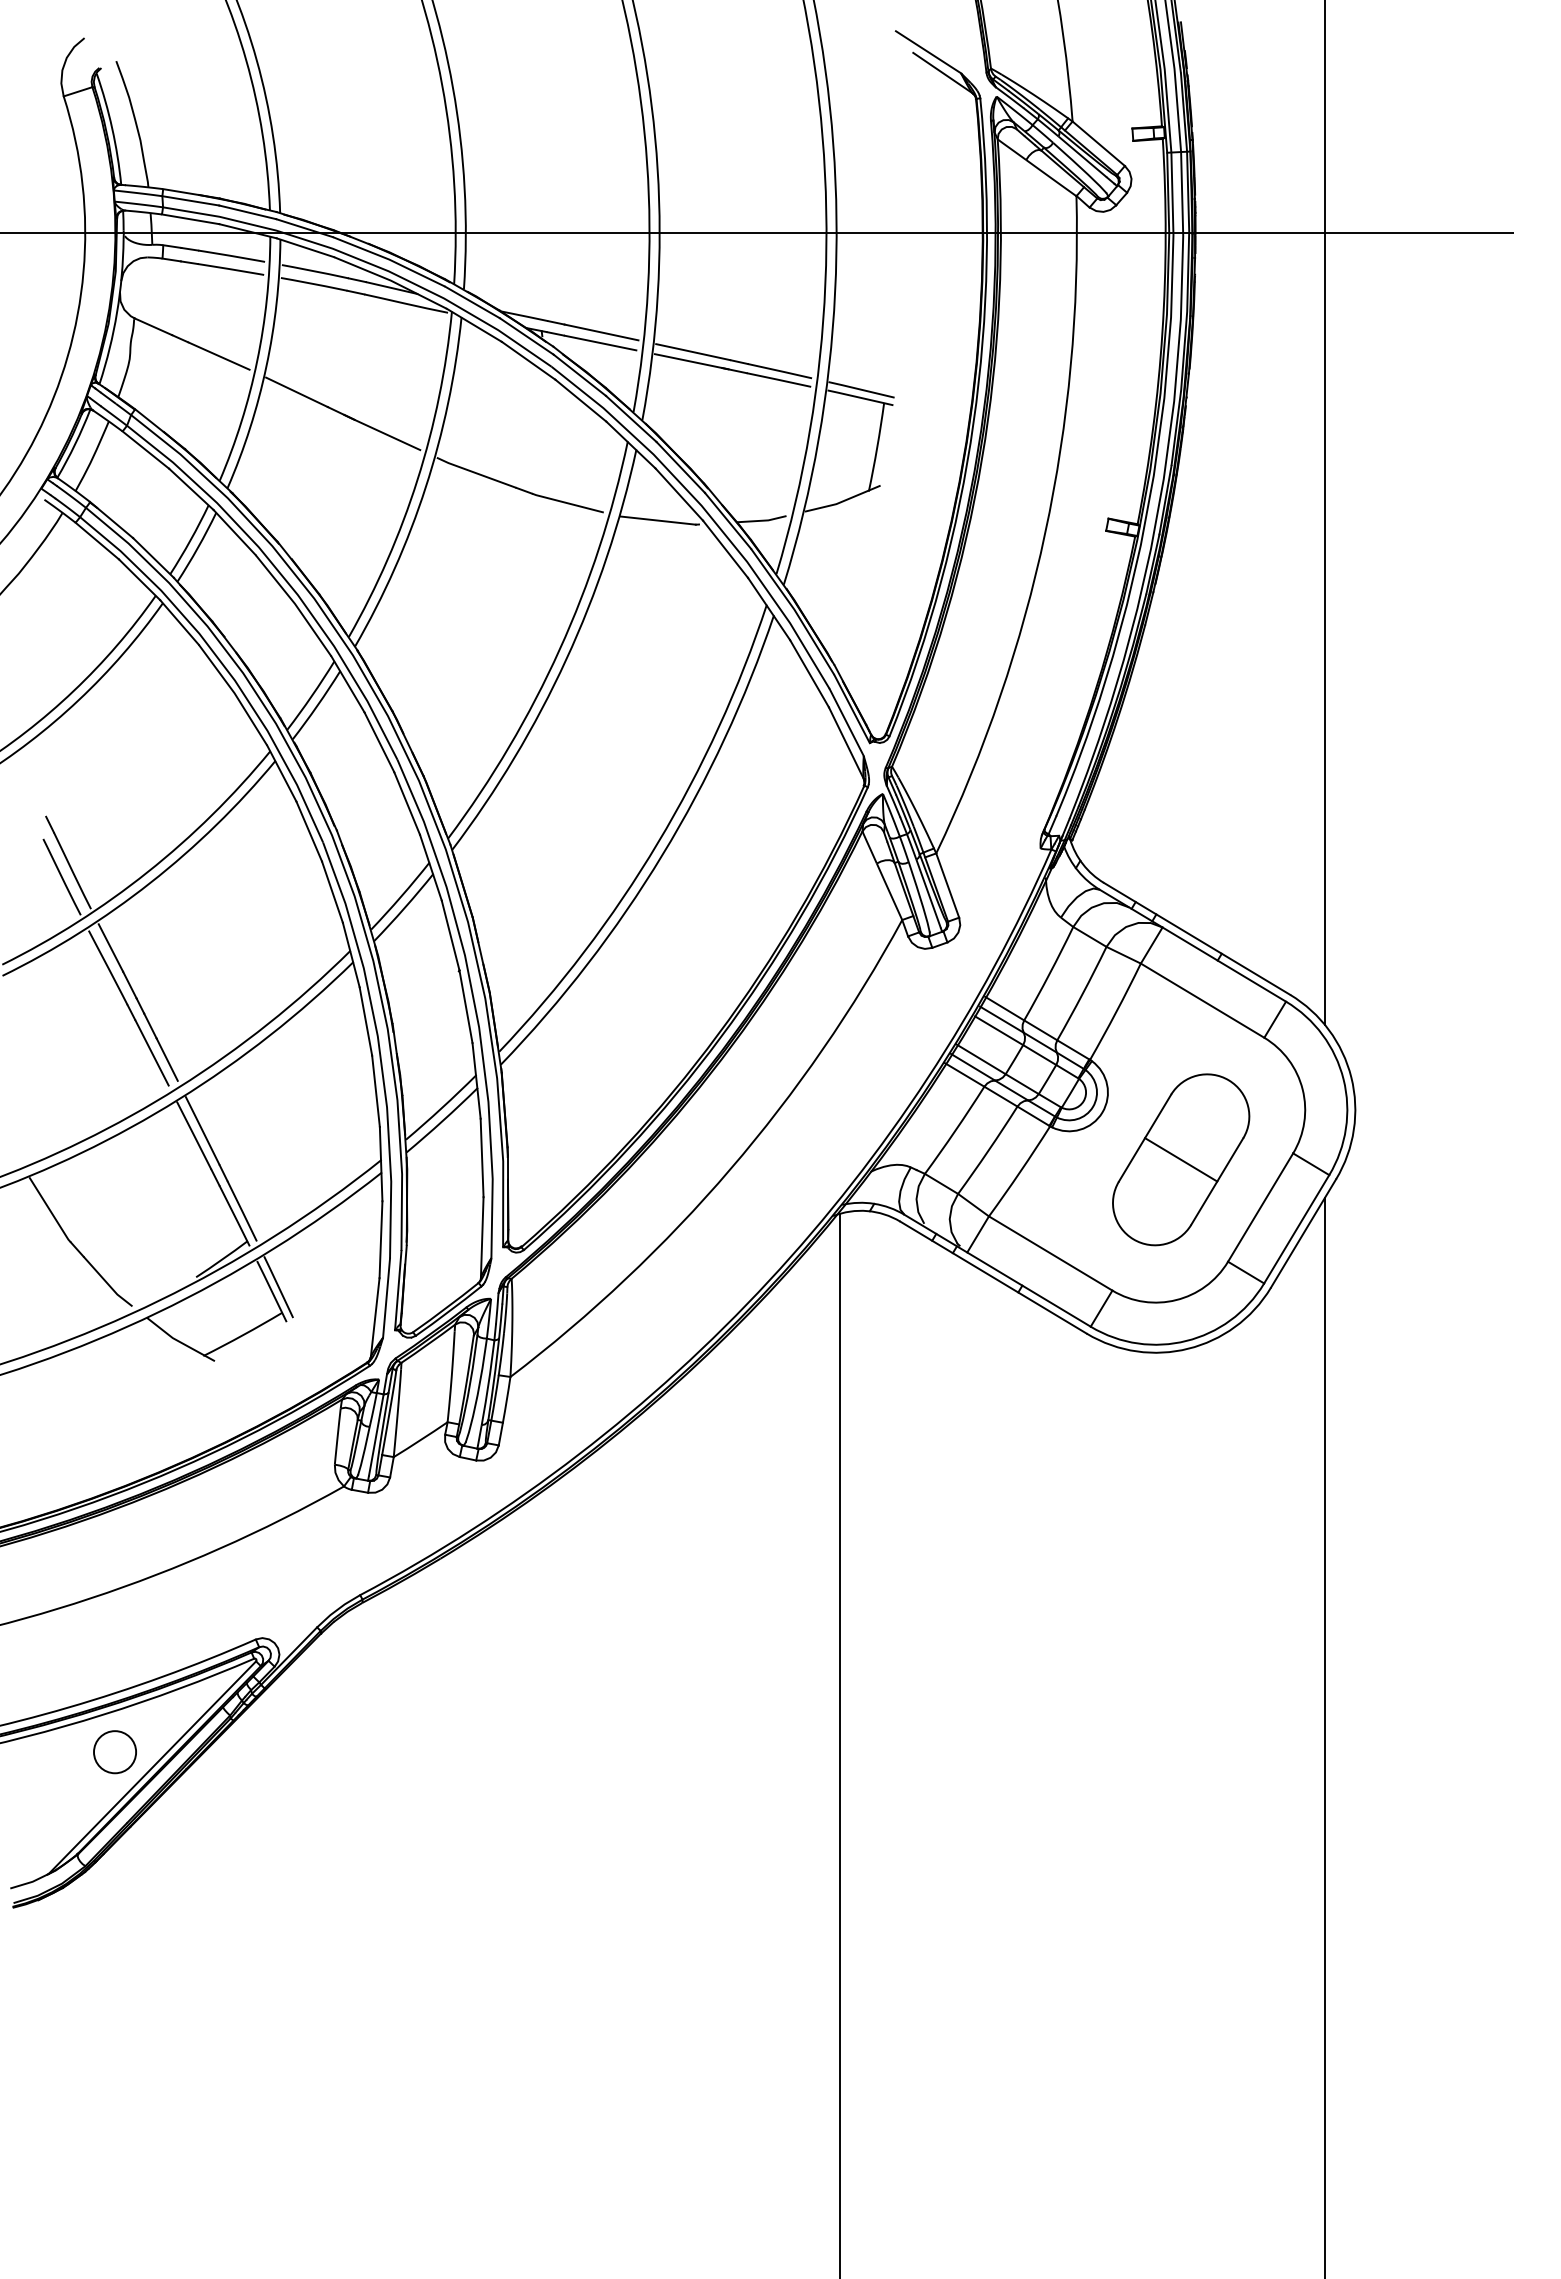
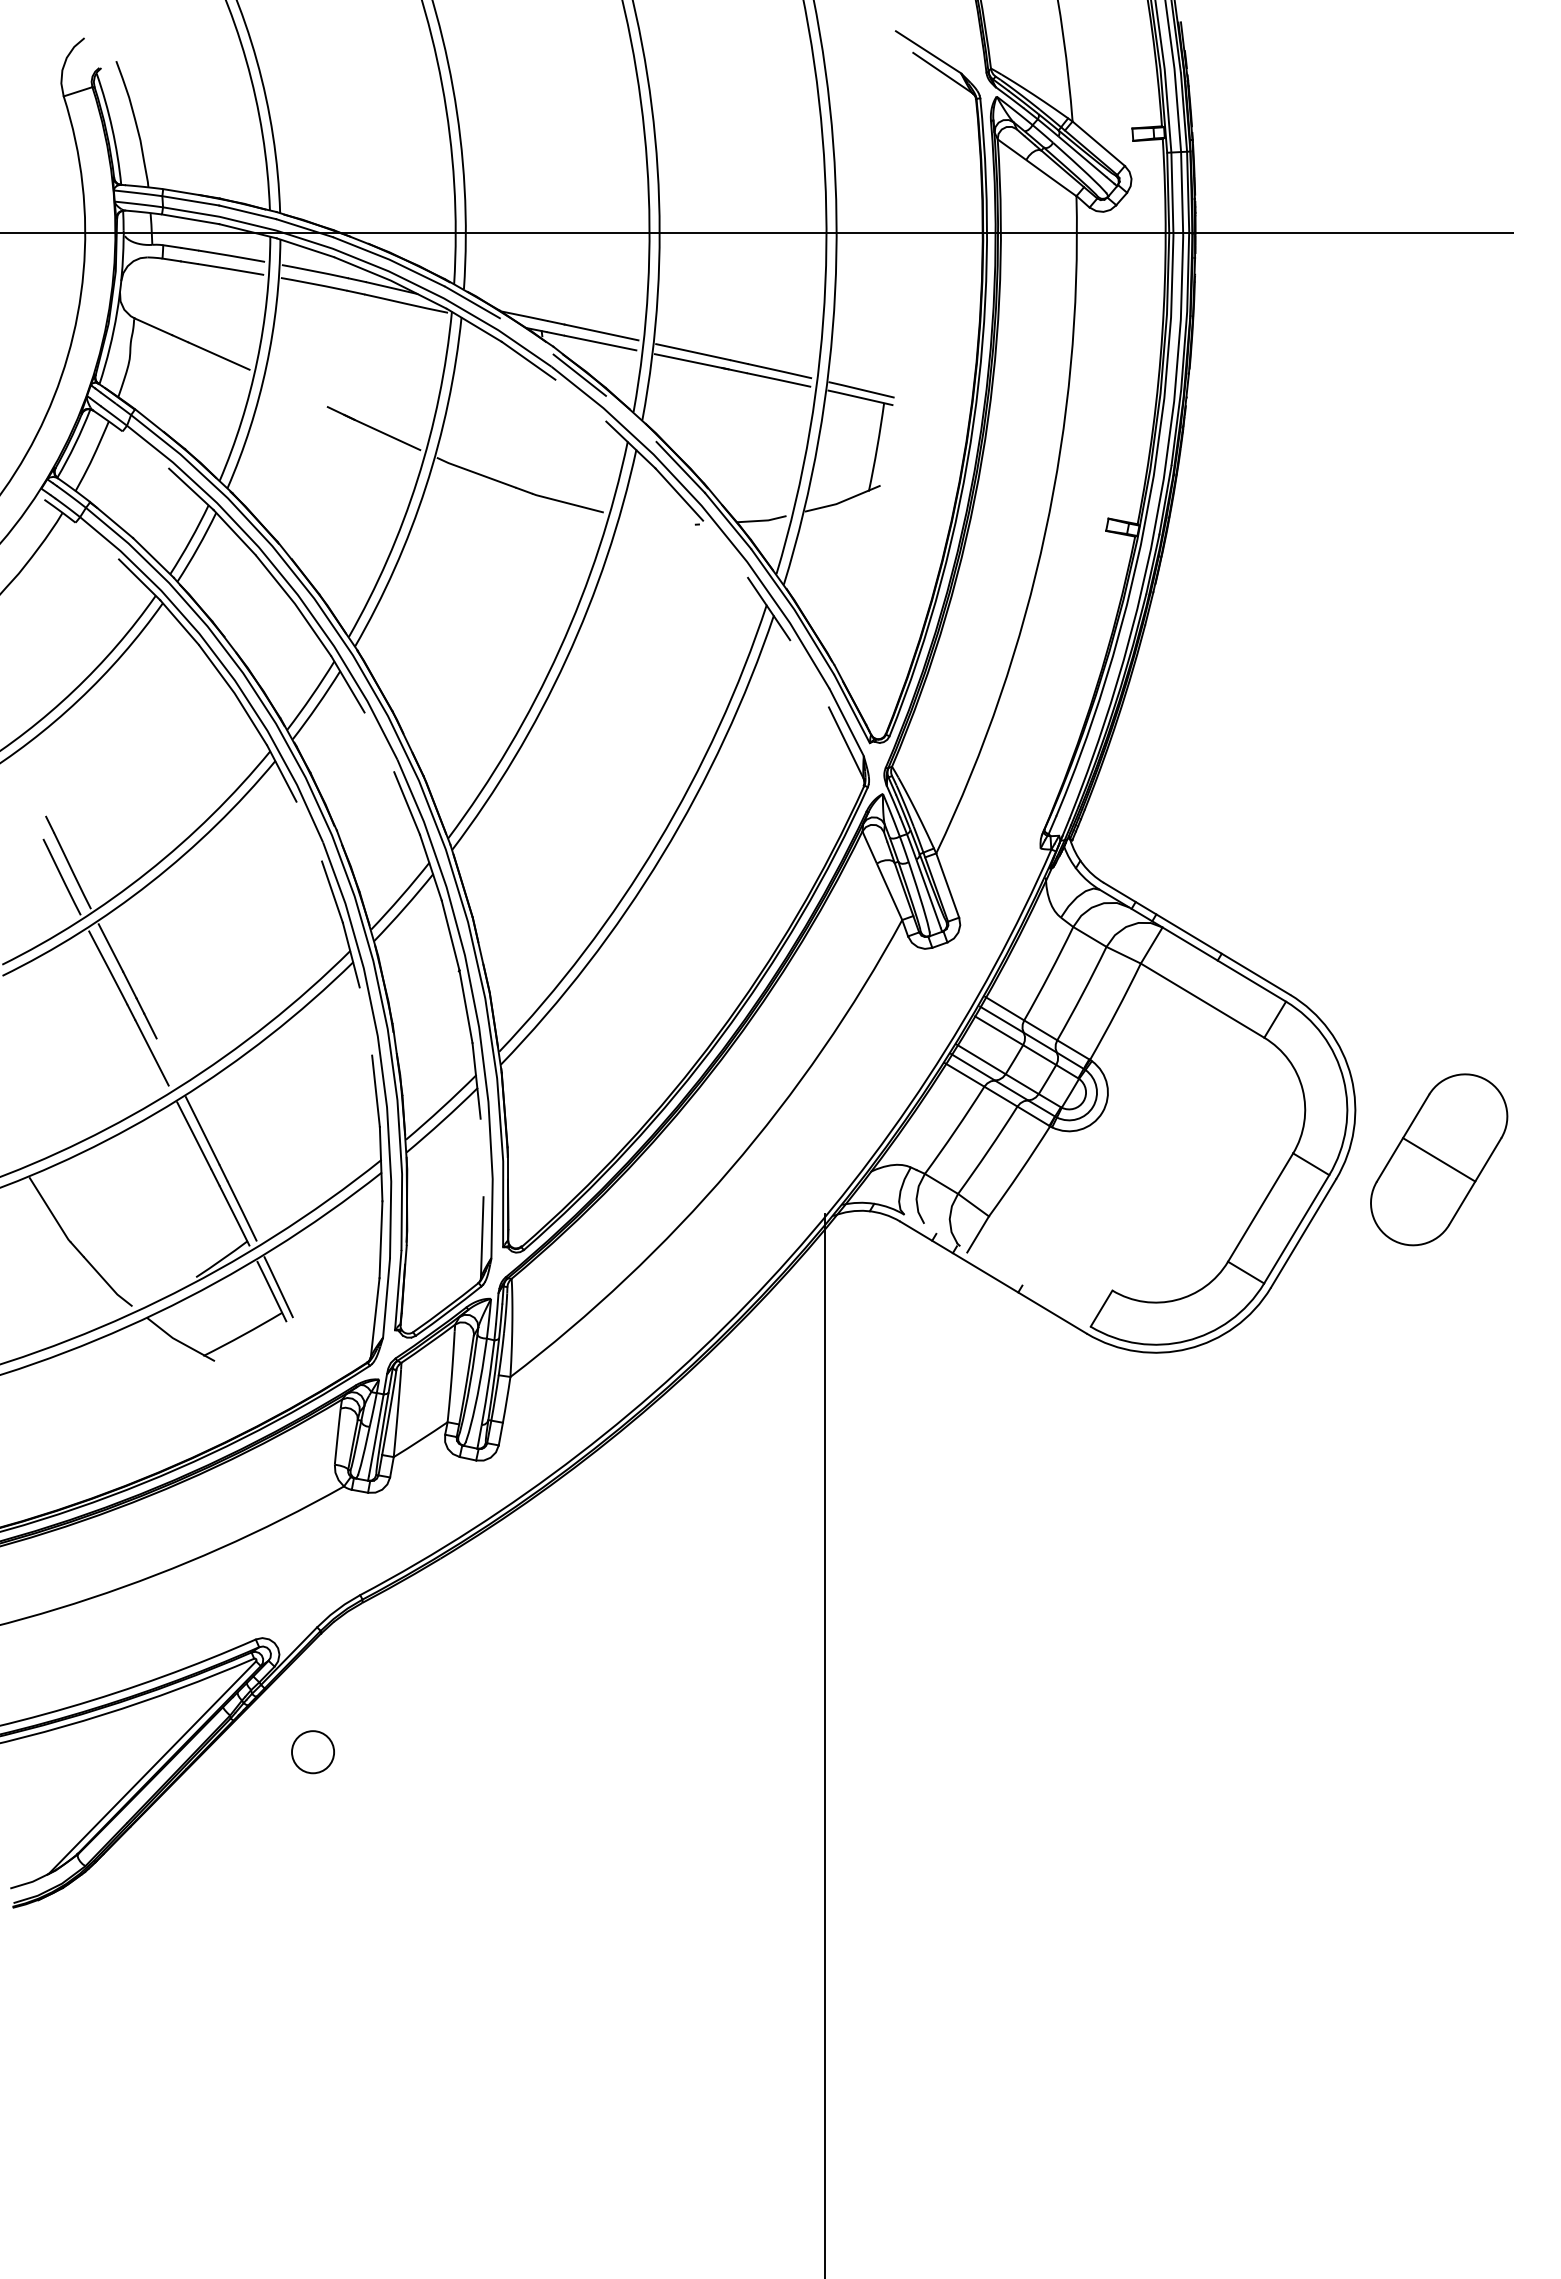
line: present -> none (526, 336)
line: present -> none (296, 392)
line: present -> none (580, 400)
line: present -> none (630, 418)
line: present -> none (145, 449)
line: present -> none (1324, 513)
line: present -> none (657, 520)
line: present -> none (97, 540)
line: present -> none (725, 548)
line: present -> none (809, 673)
line: present -> none (379, 742)
line: present -> none (309, 831)
line: present -> none (365, 1021)
line: present -> none (166, 1059)
line: present -> none (481, 1157)
part position: (1181, 1159) -> (1439, 1159) (1439, 1159)
line: present -> none (1050, 1253)
line: present -> none (997, 1270)
line: present -> none (1324, 1736)
line position: (840, 1744) -> (825, 1744) (825, 1744)
circle position: (114, 1752) -> (312, 1752) (312, 1752)
